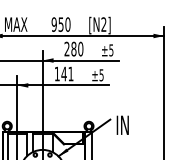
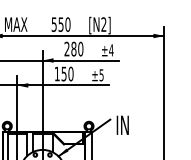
text: 950 -> 550 (53, 24)
text: ±5 -> ±4 (111, 50)
text: 141 -> 150 (67, 73)
